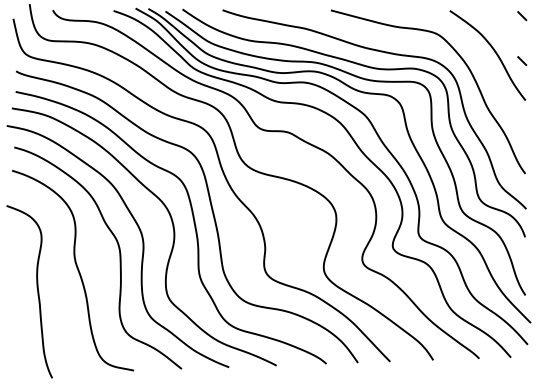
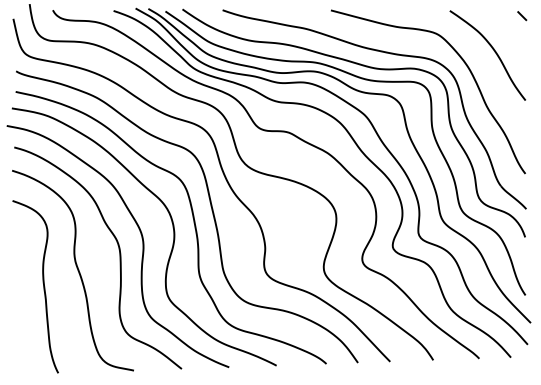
line: present -> none (522, 61)
curve position: (36, 288) -> (42, 283) (42, 283)
